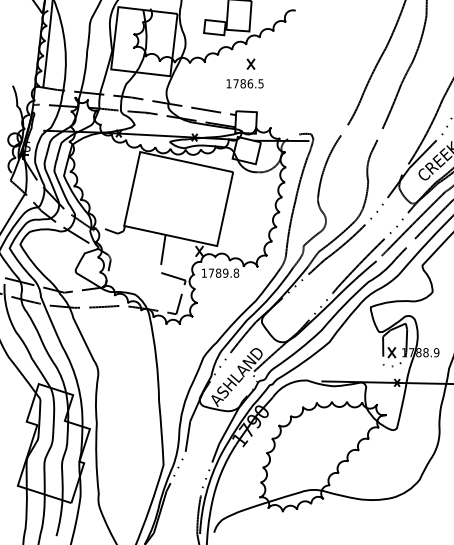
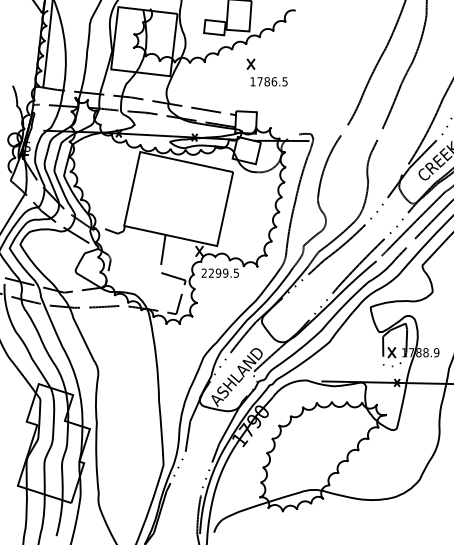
text position: (244, 83) -> (268, 81) (268, 81)
text: 1789.8 -> 2299.5 (220, 272)
